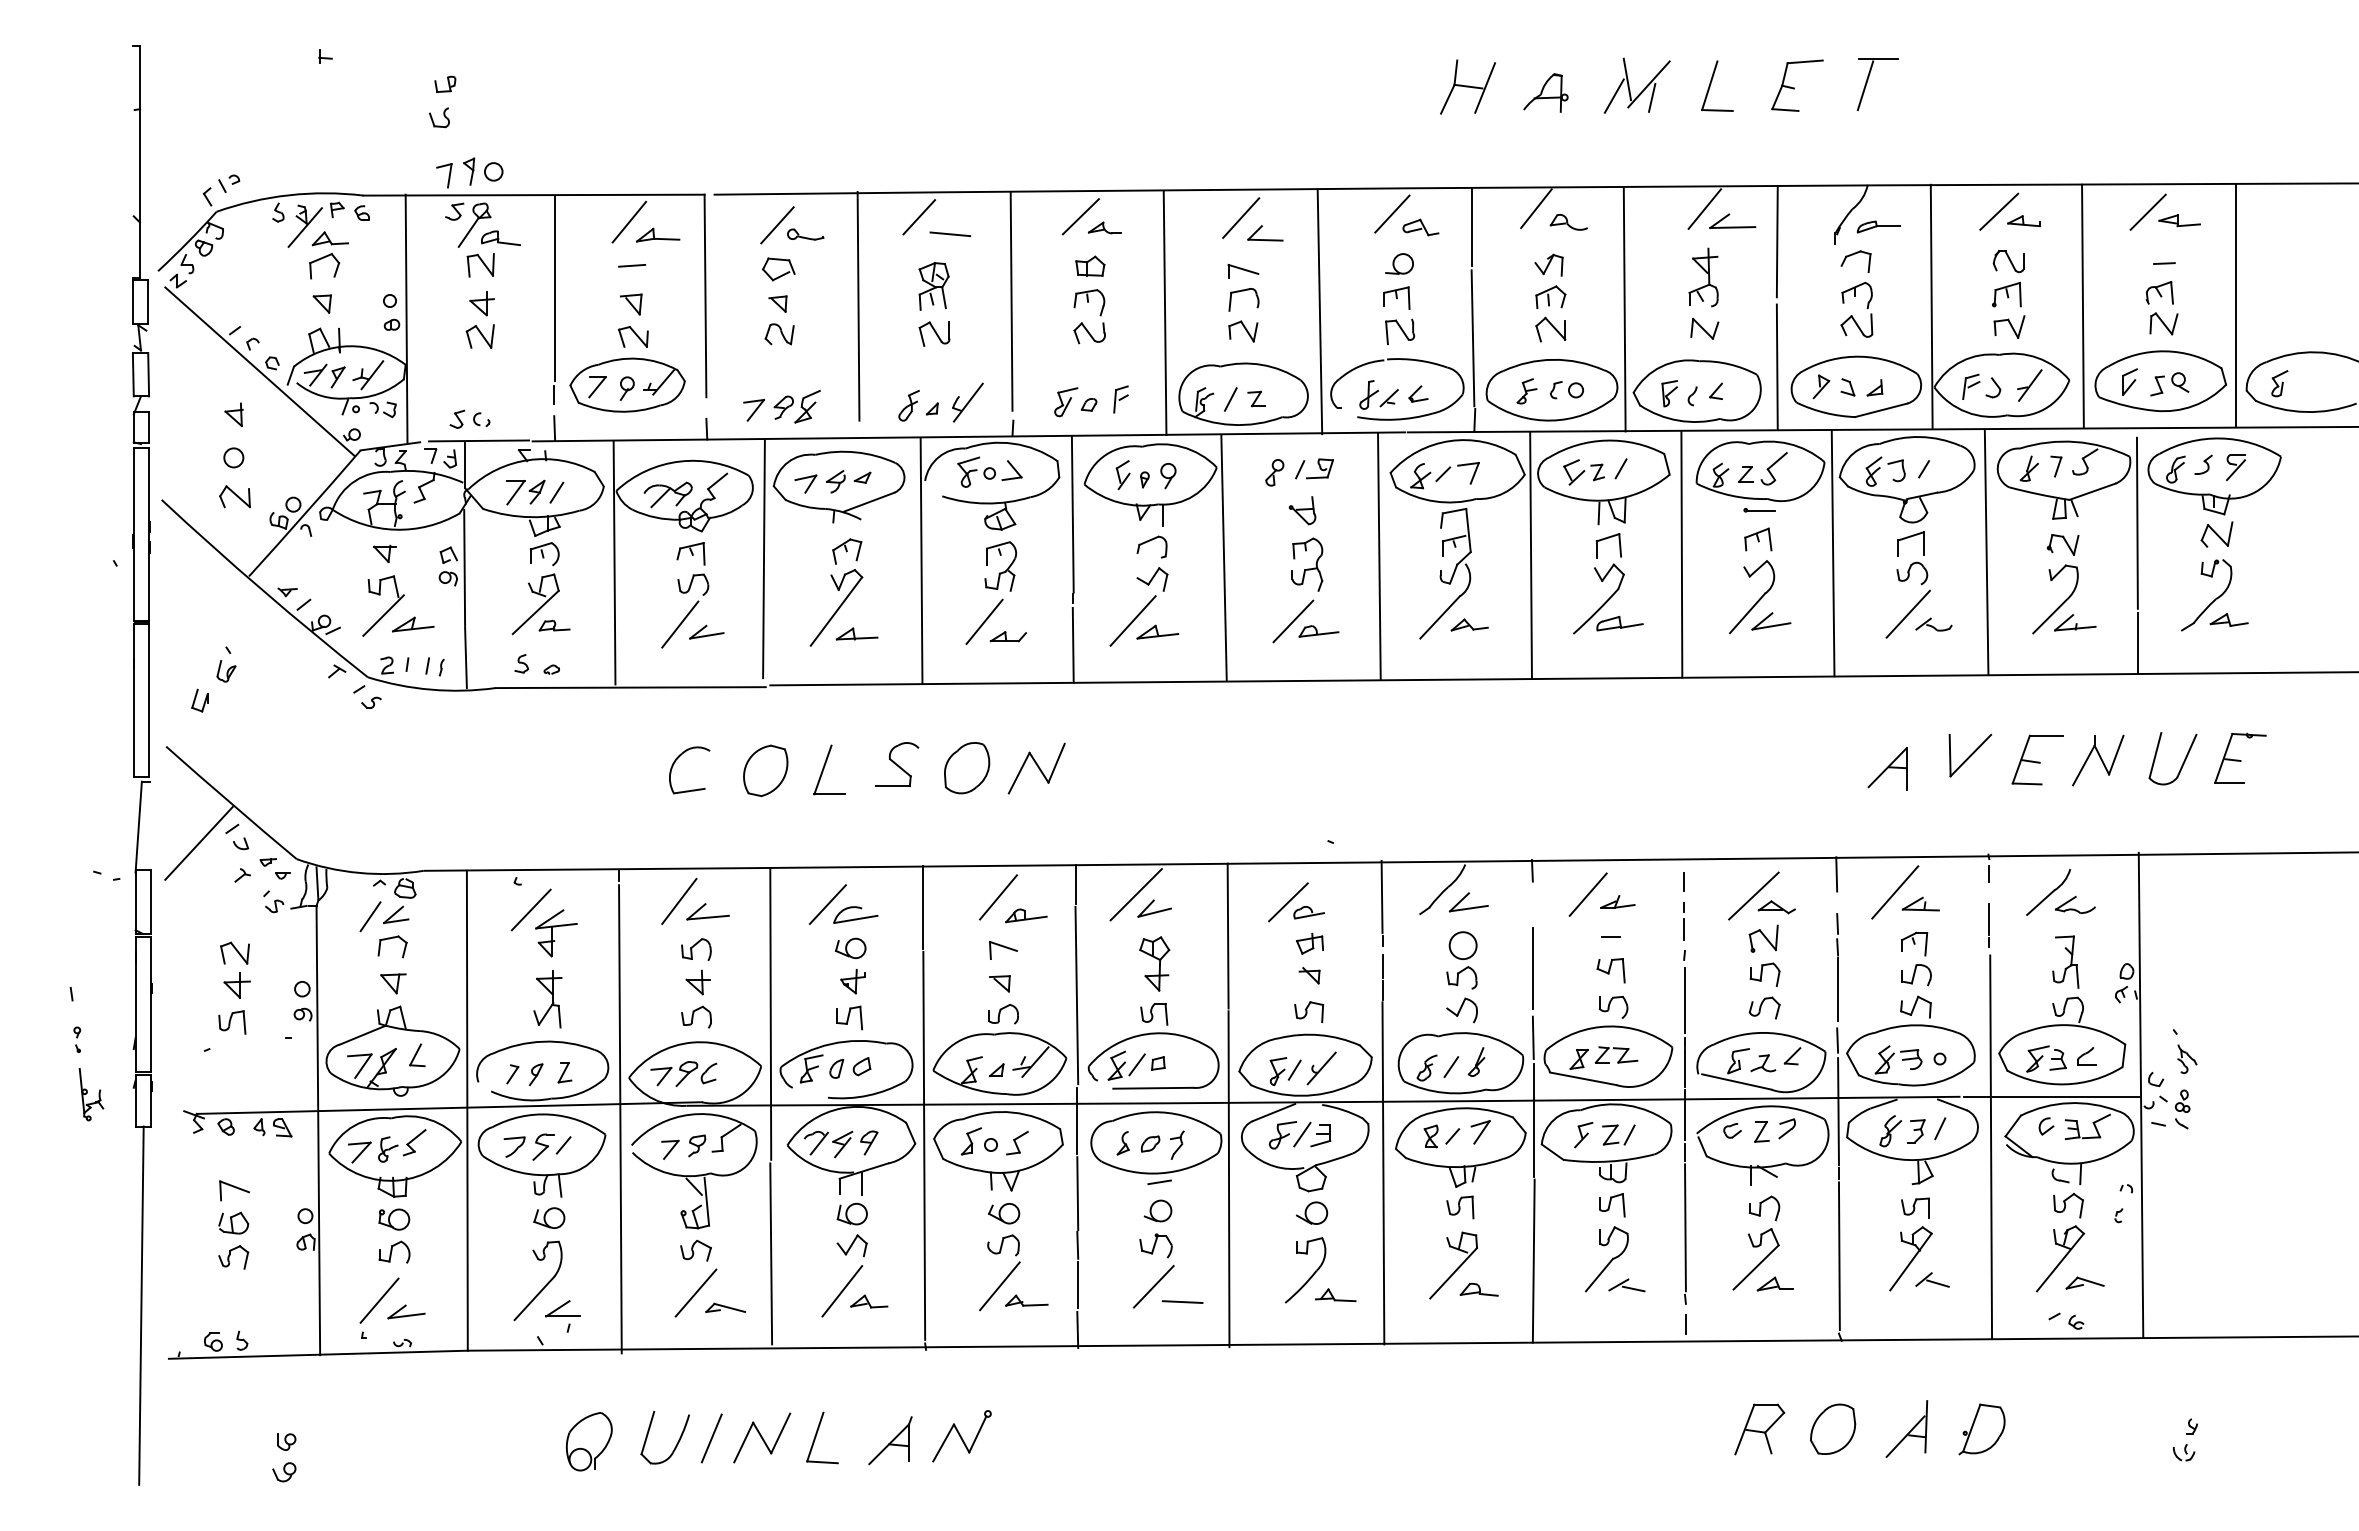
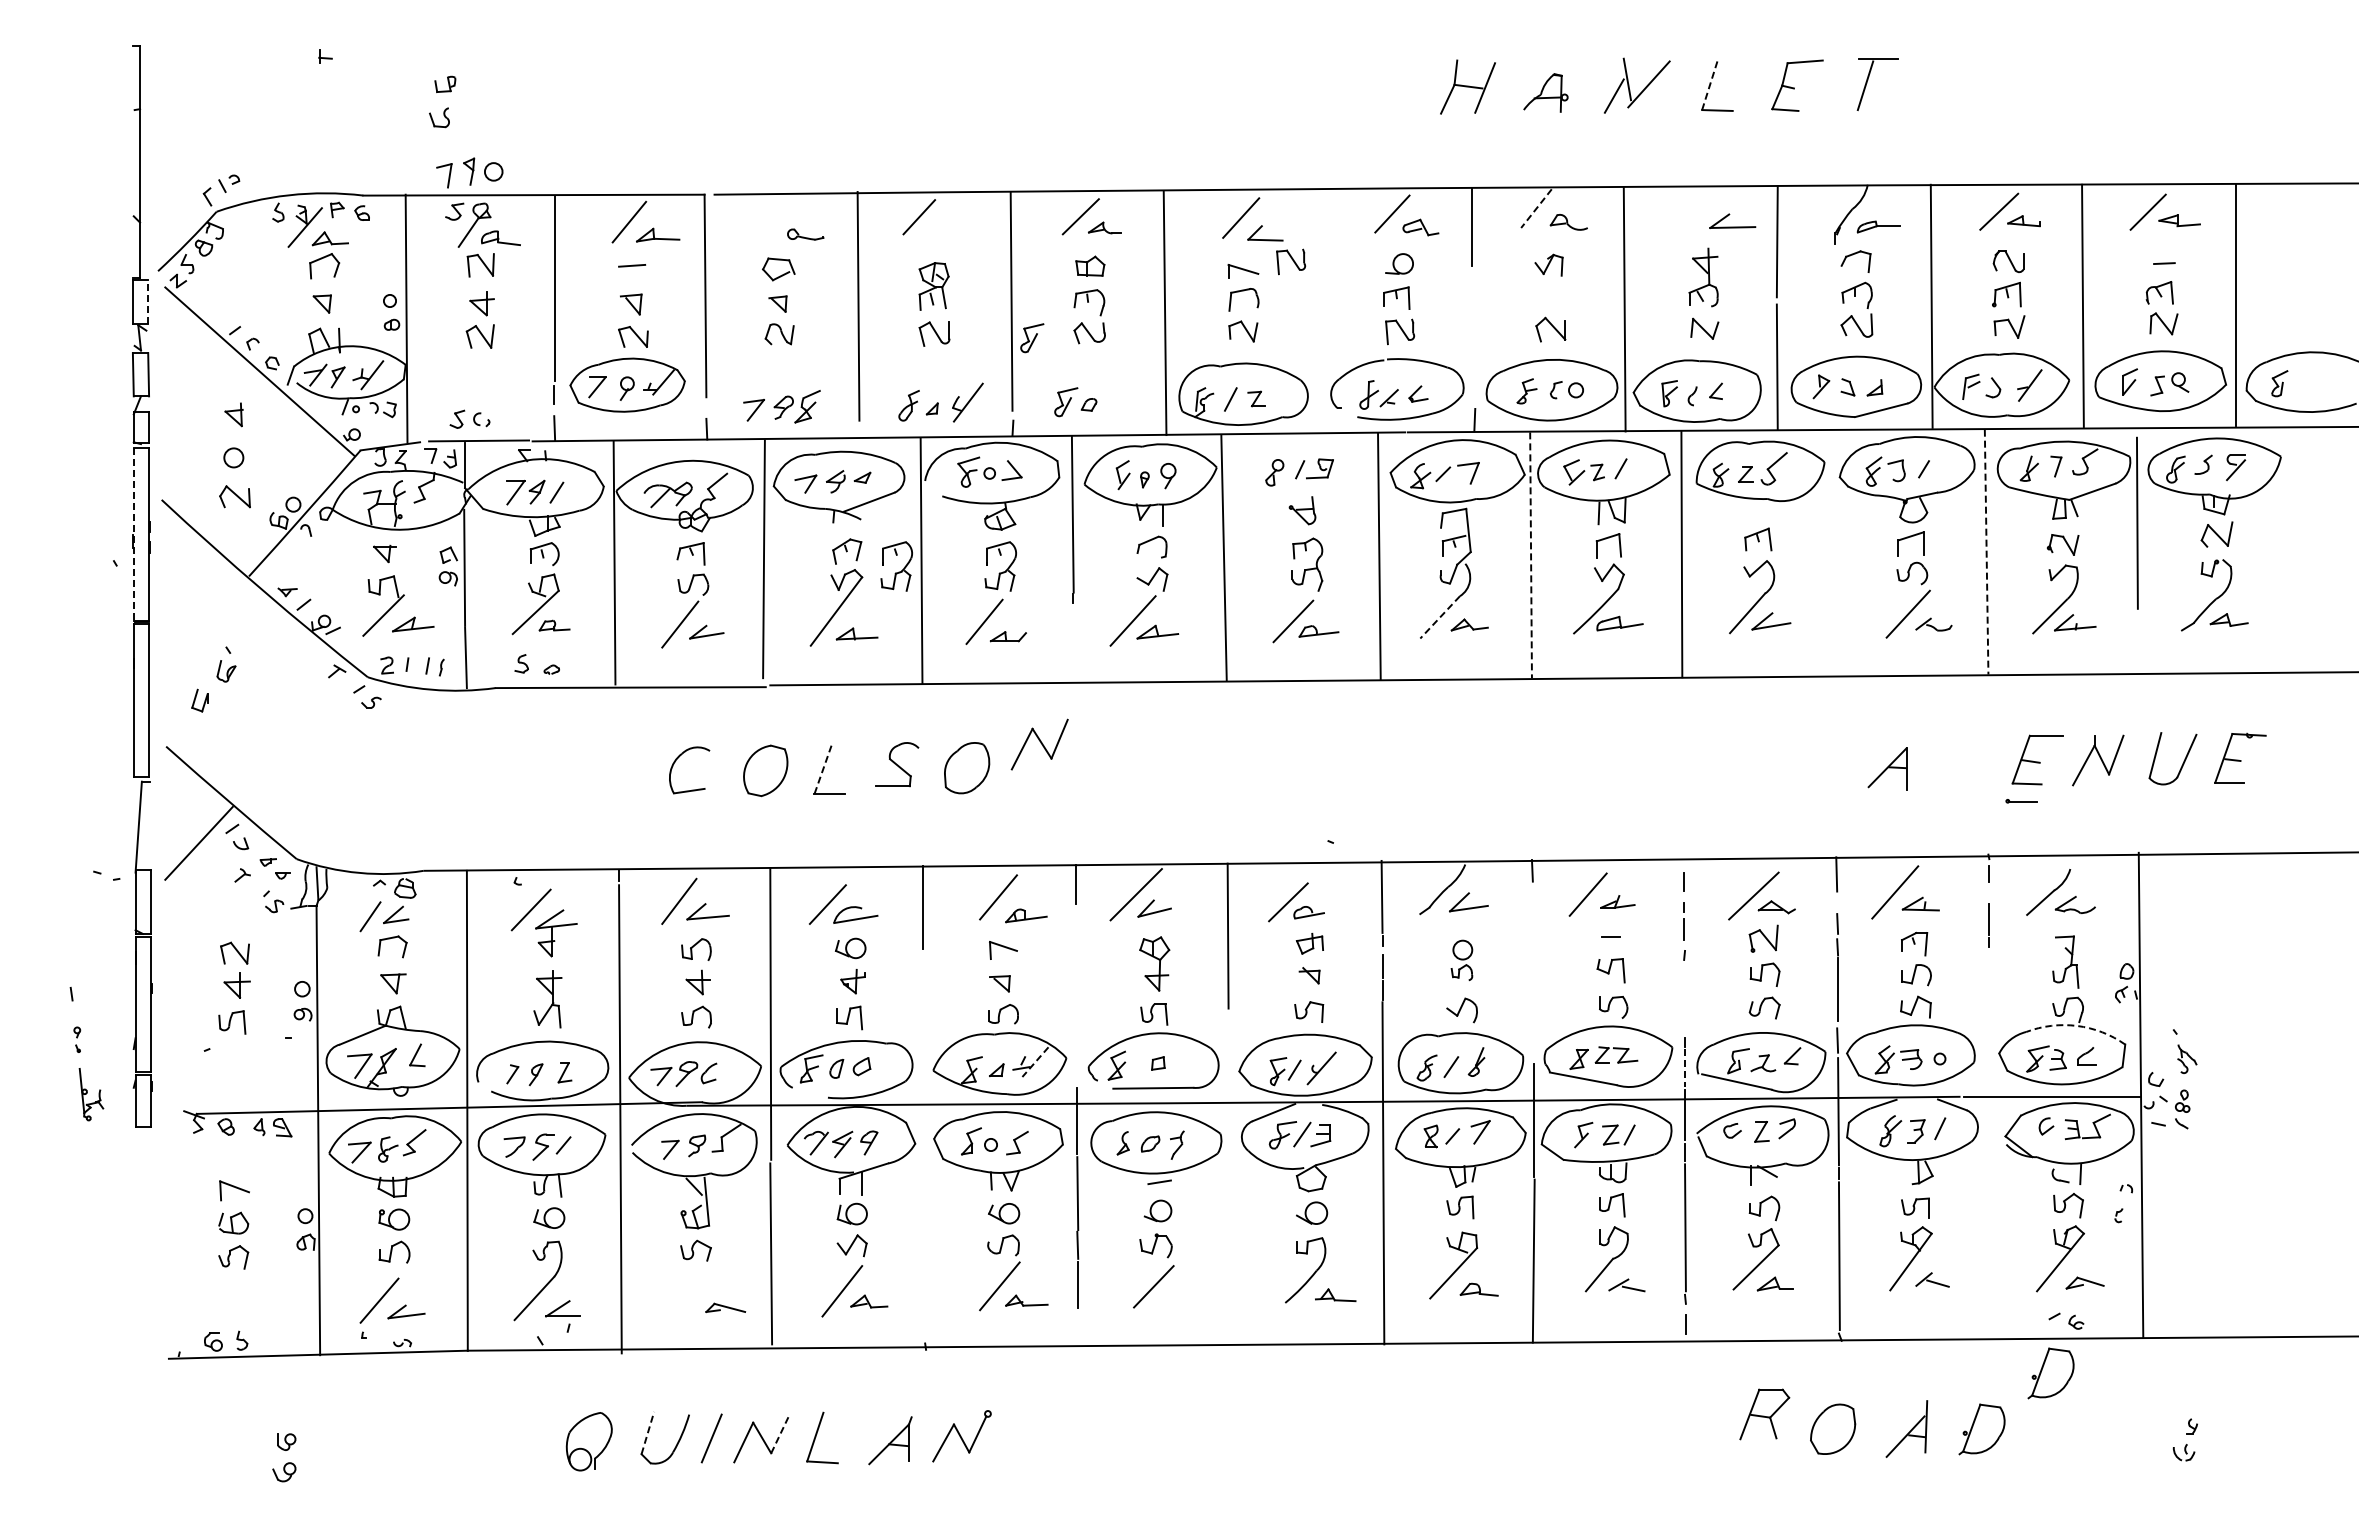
line: solid -> dashed (1709, 86)
line: present -> none (1652, 97)
line: solid -> dashed (1536, 208)
line: present -> none (1704, 208)
line: present -> none (777, 225)
line: present -> none (950, 233)
part: none -> present (1291, 261)
part: present -> none (1550, 296)
line: solid -> dashed (148, 301)
line: present -> none (1319, 312)
part: none -> present (1032, 338)
line: present -> none (1472, 338)
part: present -> none (1120, 399)
part position: (1759, 510) -> (2021, 801) (2021, 801)
line: solid -> dashed (133, 534)
line: solid -> dashed (1986, 552)
line: present -> none (1832, 553)
line: solid -> dashed (1531, 555)
part: none -> present (896, 566)
line: solid -> dashed (1440, 617)
line: present -> none (2137, 642)
line: present -> none (1072, 644)
part: present -> none (1970, 755)
part position: (1036, 768) -> (1039, 744) (1039, 744)
line: solid -> dashed (822, 770)
part size: 32x59 px -> 24x43 px (1461, 960)
line: present -> none (1532, 968)
line: present -> none (1076, 995)
line: present -> none (1685, 1000)
arc: solid -> dashed (2077, 1025)
line: present -> none (1532, 1037)
line: solid -> dashed (1035, 1062)
line: present -> none (1136, 1064)
line: solid -> dashed (1685, 1068)
line: present -> none (924, 1145)
line: present -> none (1991, 1146)
line: present -> none (1228, 1179)
line: present -> none (695, 1292)
line: present -> none (1182, 1301)
line: present -> none (141, 1305)
line: present -> none (1077, 1329)
part: none -> present (2050, 1373)
part position: (1759, 1429) -> (1764, 1414) (1764, 1414)
line: solid -> dashed (648, 1432)
line: solid -> dashed (780, 1433)
